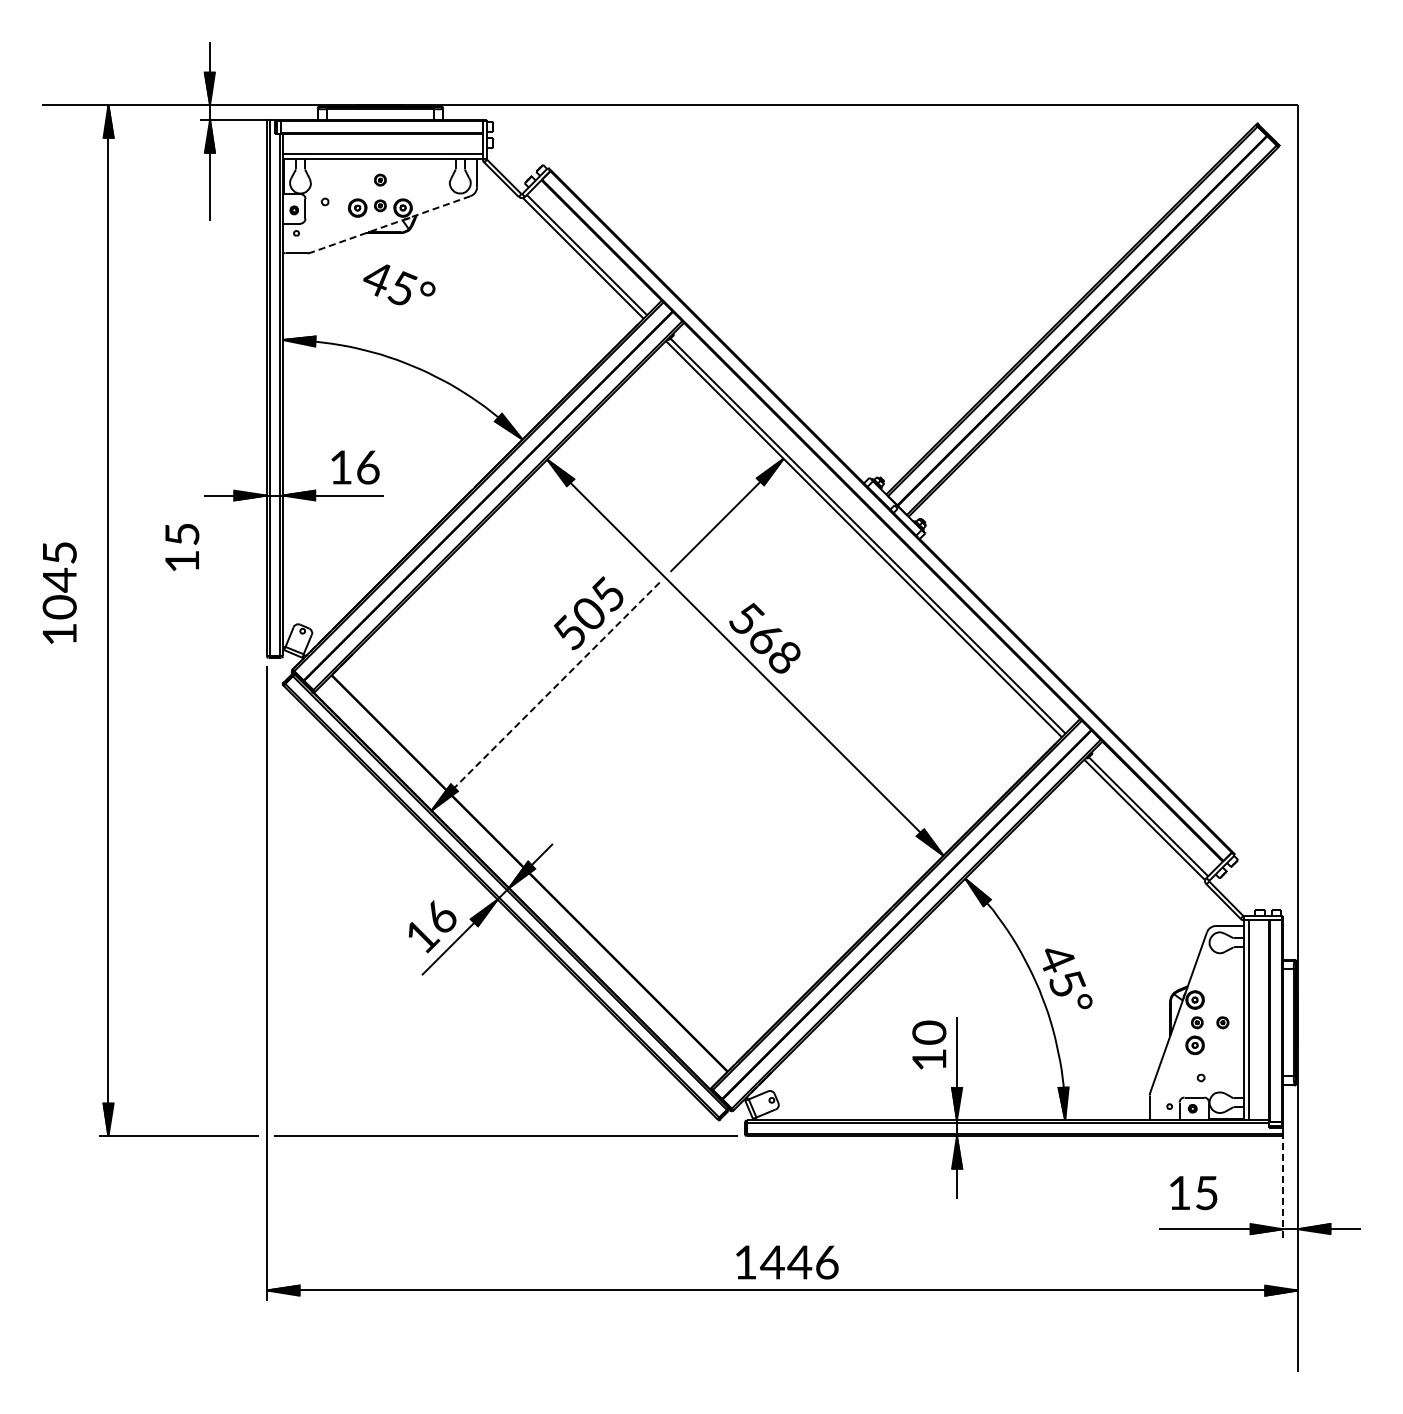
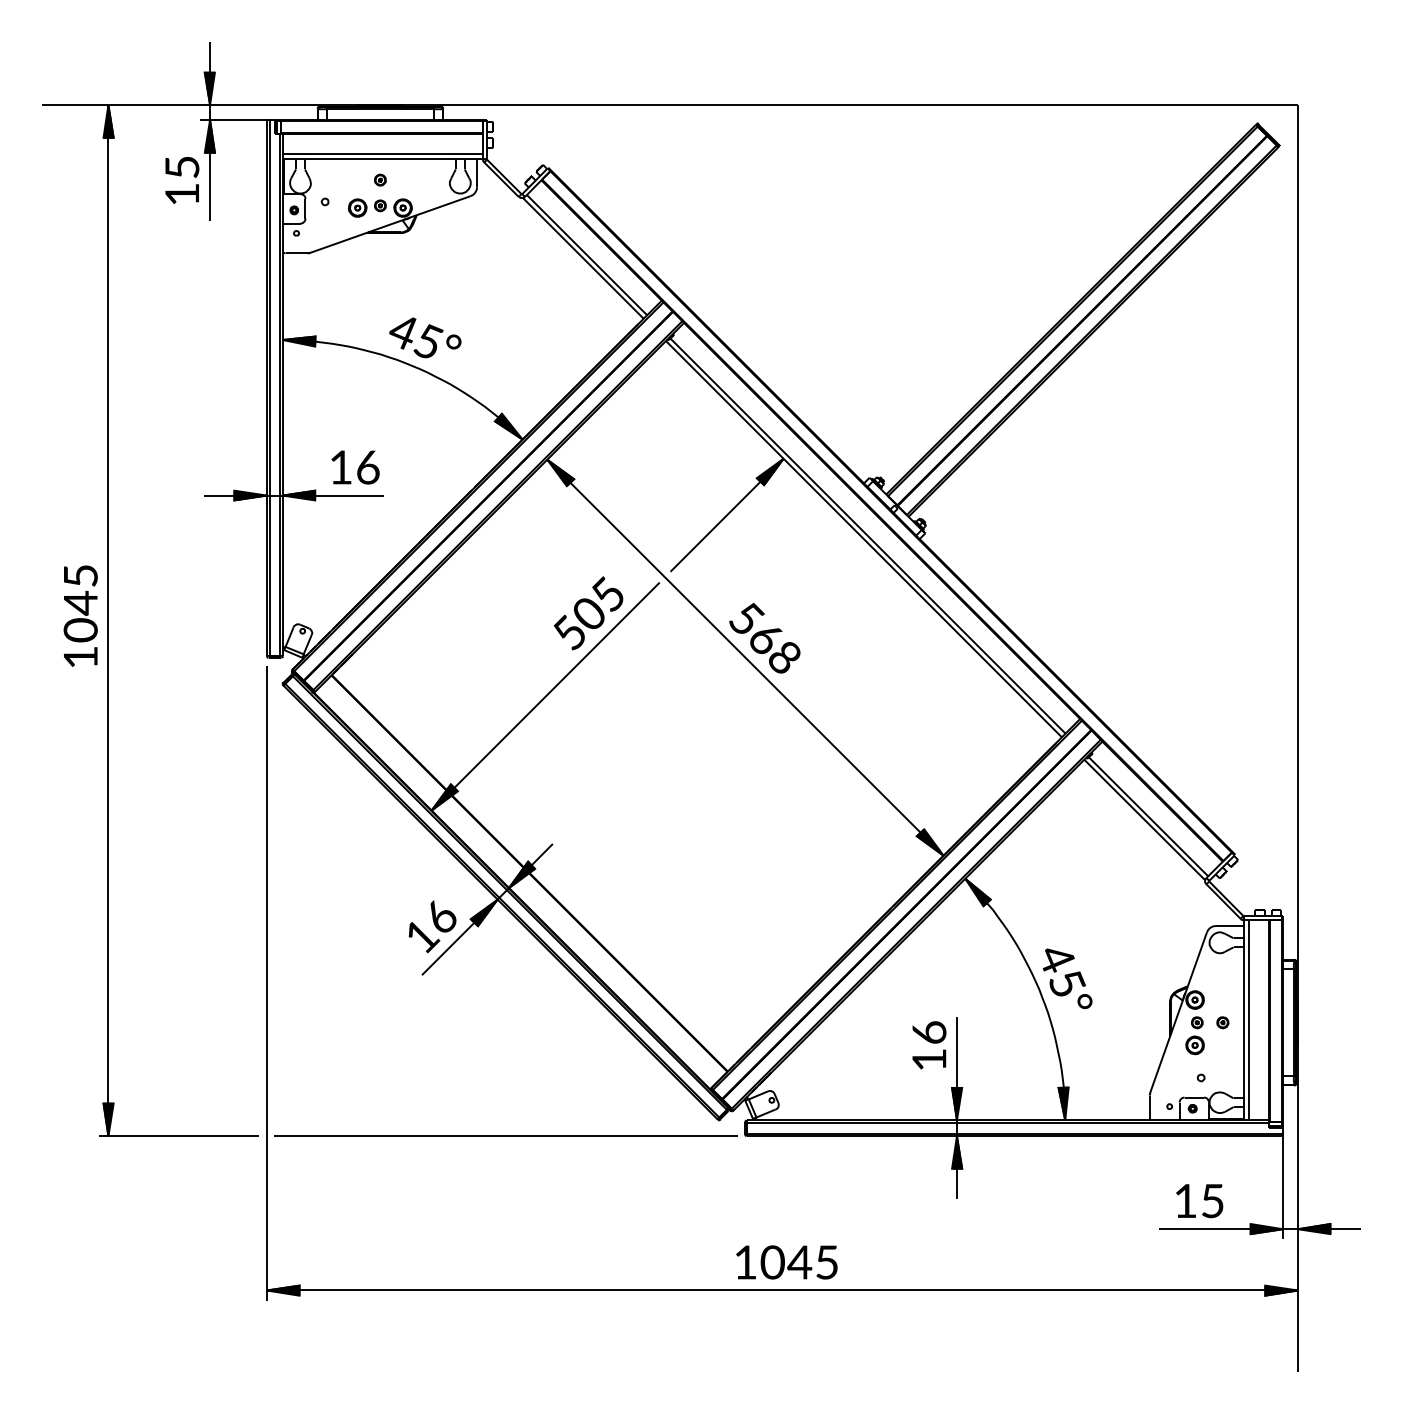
line: dashed -> solid (390, 224)
text position: (399, 284) -> (425, 337) (425, 337)
text position: (182, 547) -> (182, 180) (182, 180)
text position: (59, 592) -> (80, 615) (80, 615)
line: dashed -> solid (545, 697)
text: 10 -> 16 (929, 1032)
line: dashed -> solid (1283, 1186)
text position: (1193, 1193) -> (1199, 1201) (1199, 1201)
text: 1446 -> 1045 (799, 1262)
